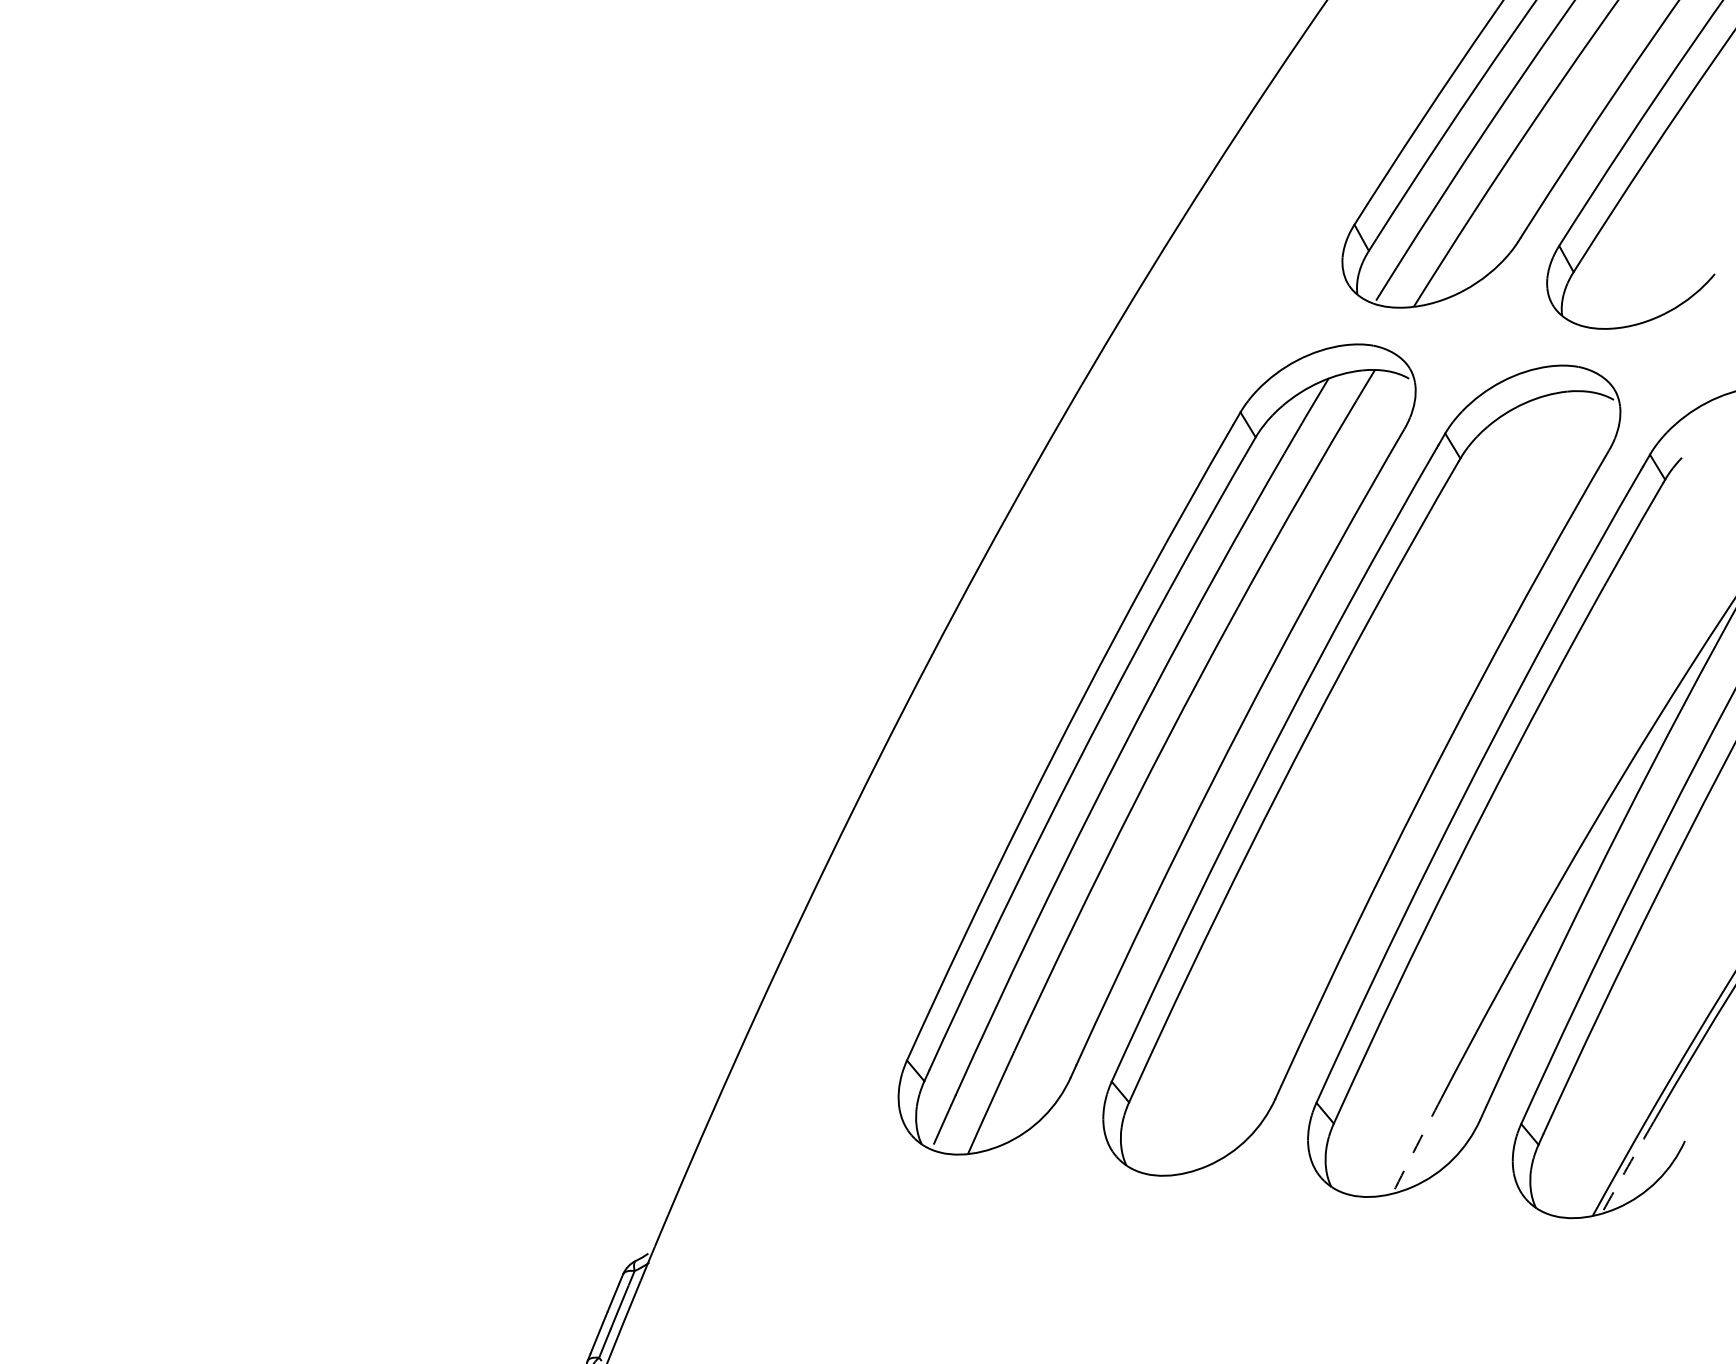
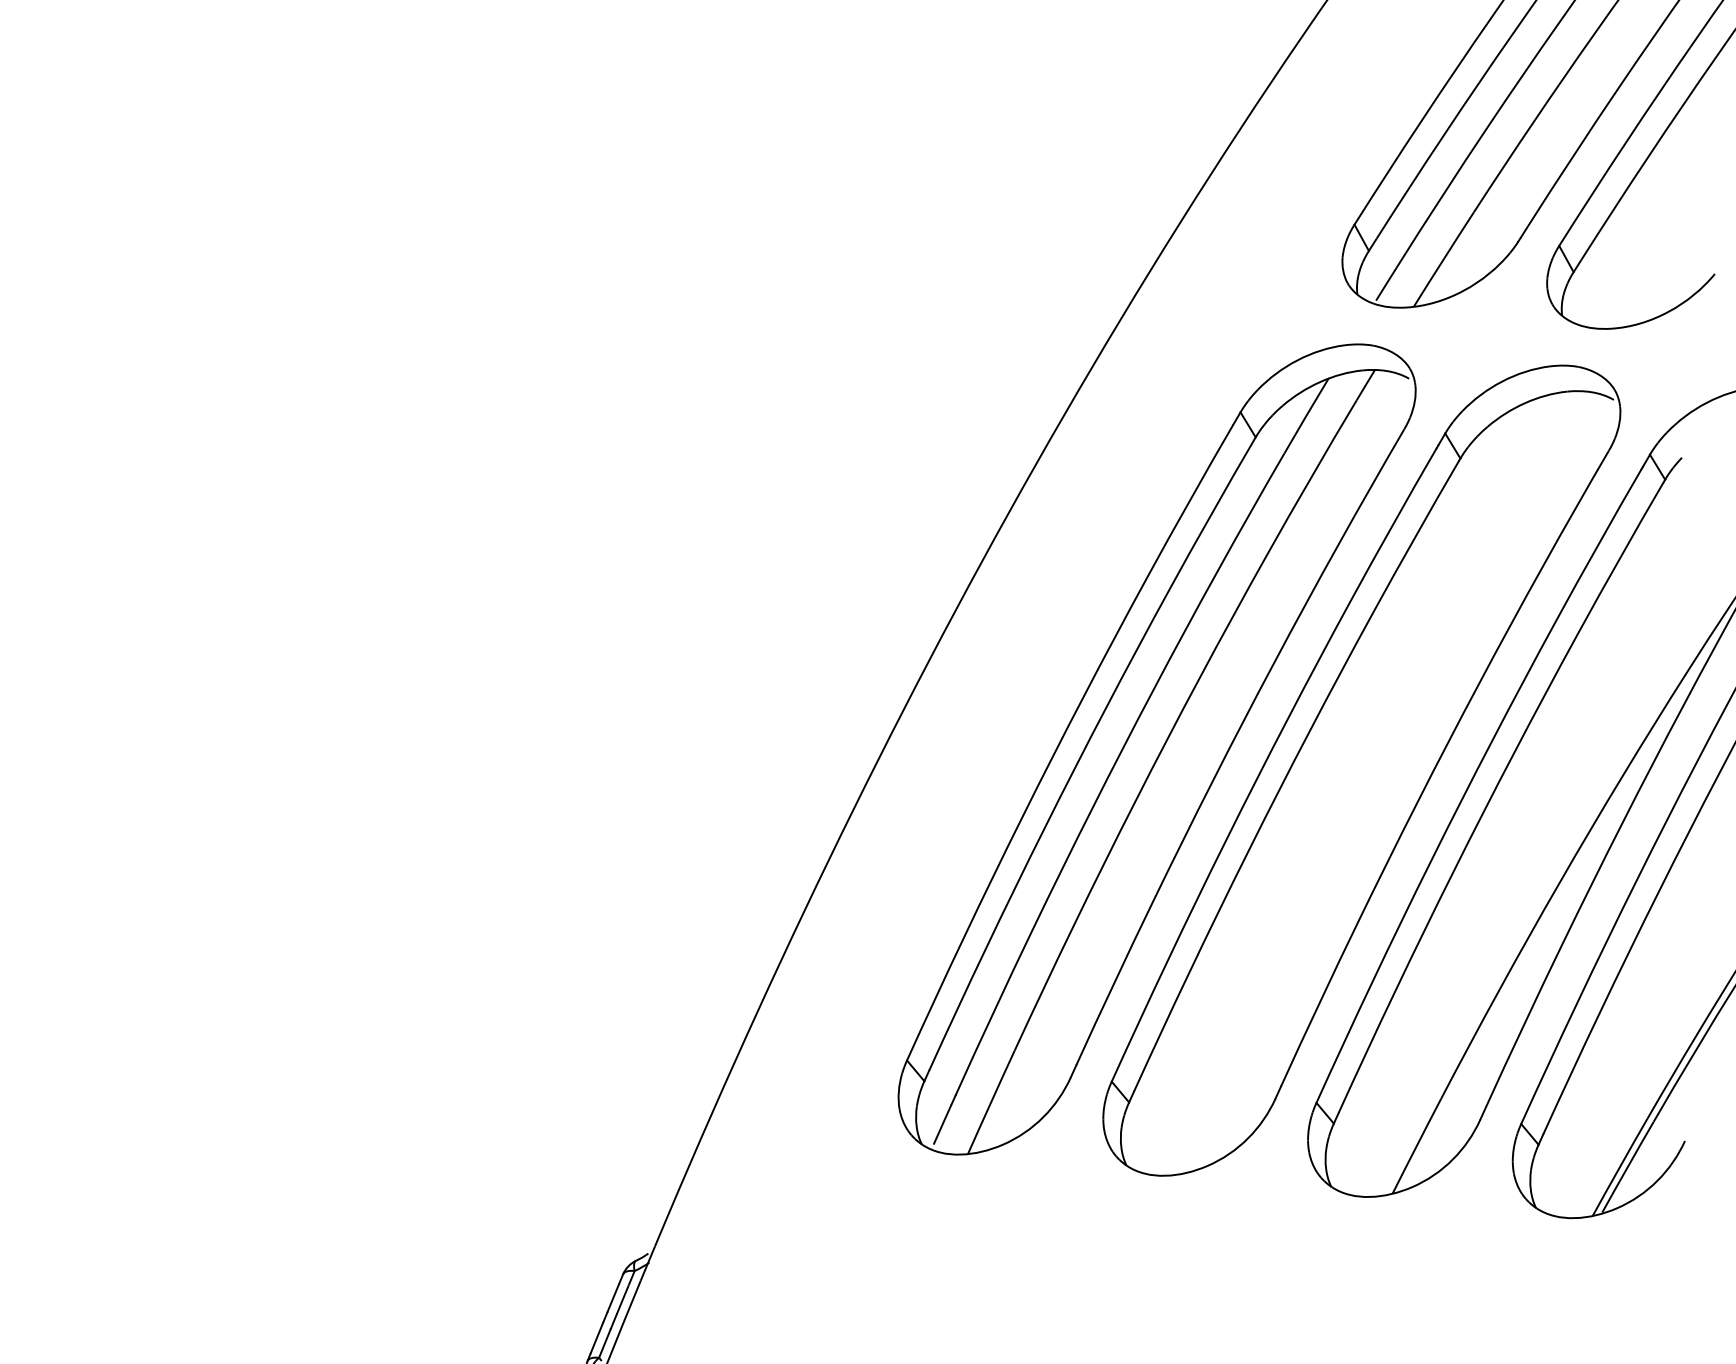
arc: dashed -> solid (1416, 1145)
arc: dashed -> solid (1627, 1167)
